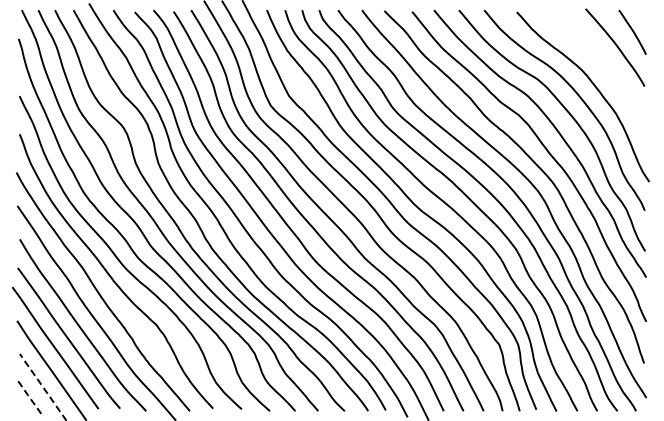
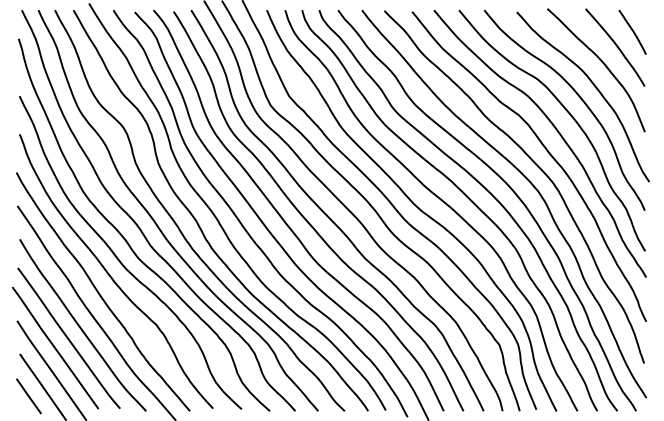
curve: none -> present (602, 63)
line: dashed -> solid (42, 385)
line: dashed -> solid (28, 395)
